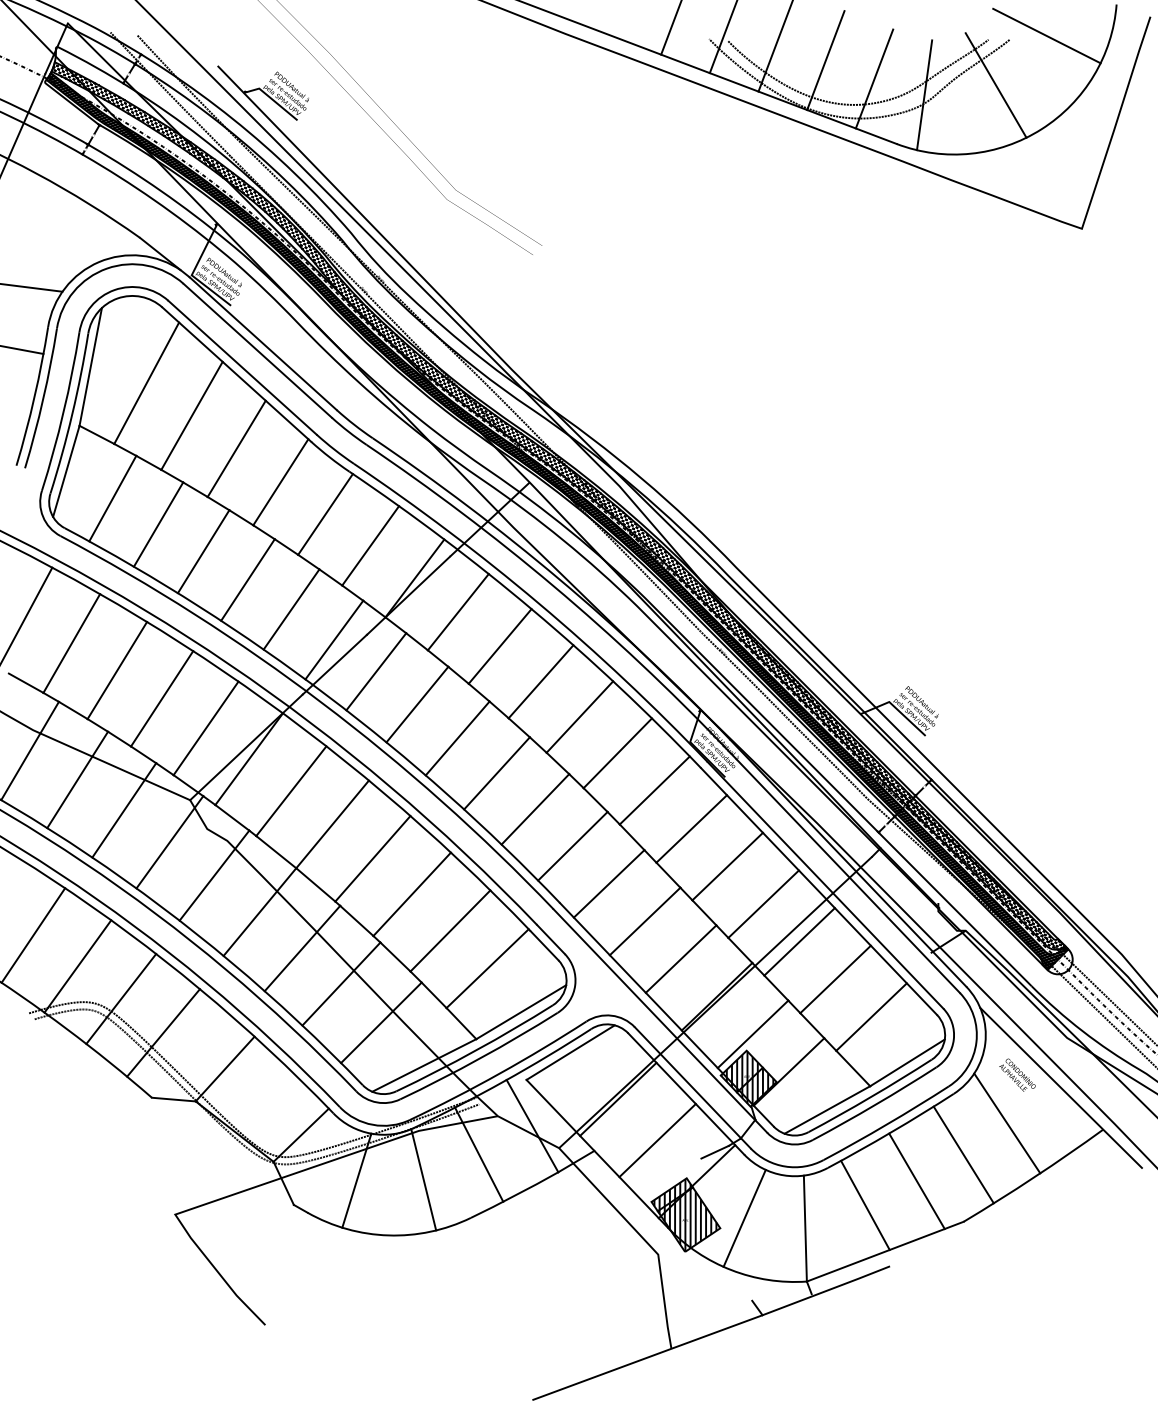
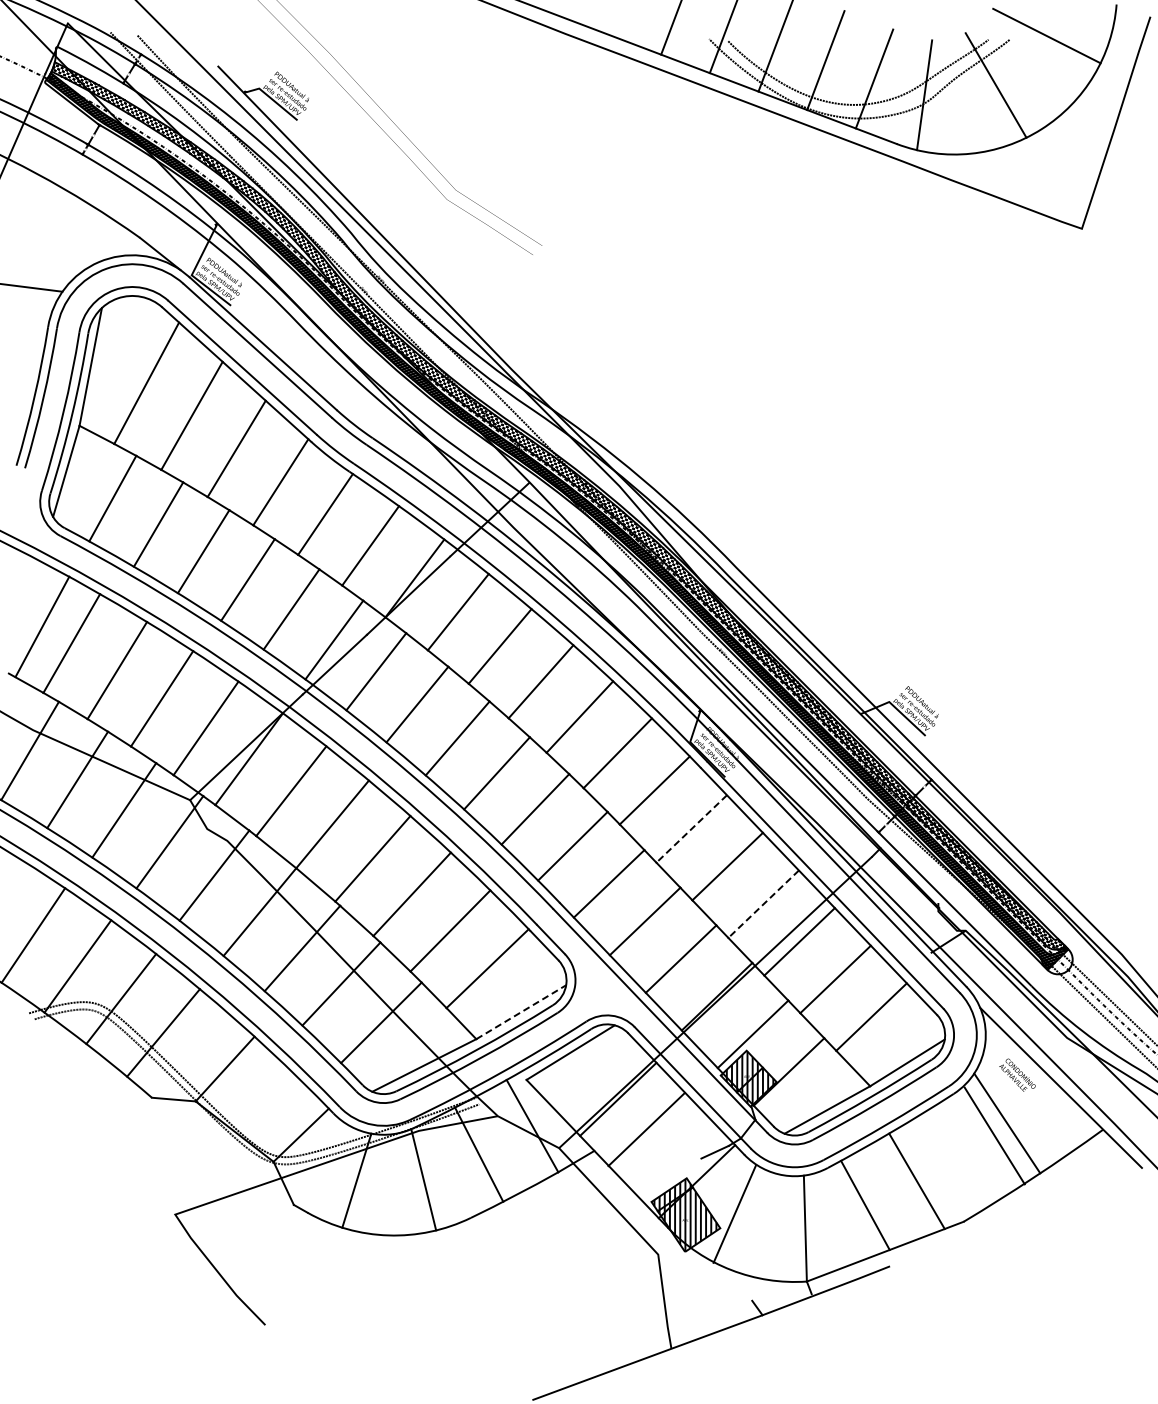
line: present -> none (22, 349)
line position: (27, 613) -> (42, 626) (42, 626)
line: solid -> dashed (691, 828)
line: solid -> dashed (763, 904)
line: solid -> dashed (521, 1011)
line position: (657, 1140) -> (646, 1129) (646, 1129)
line position: (963, 1154) -> (994, 1135) (994, 1135)
line position: (744, 1217) -> (734, 1213) (734, 1213)
